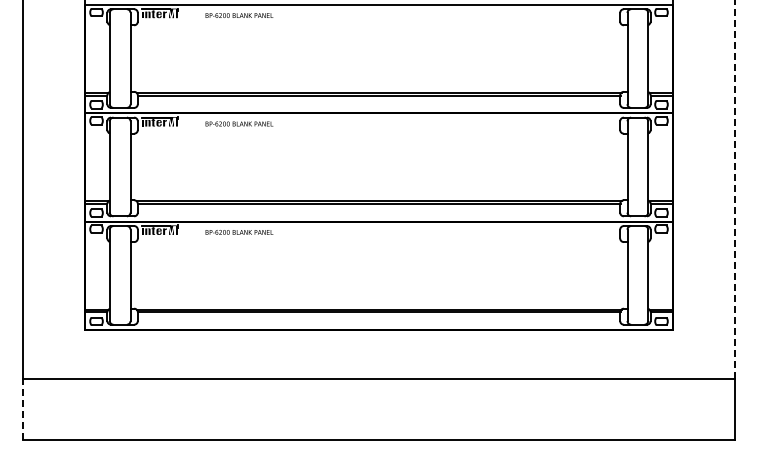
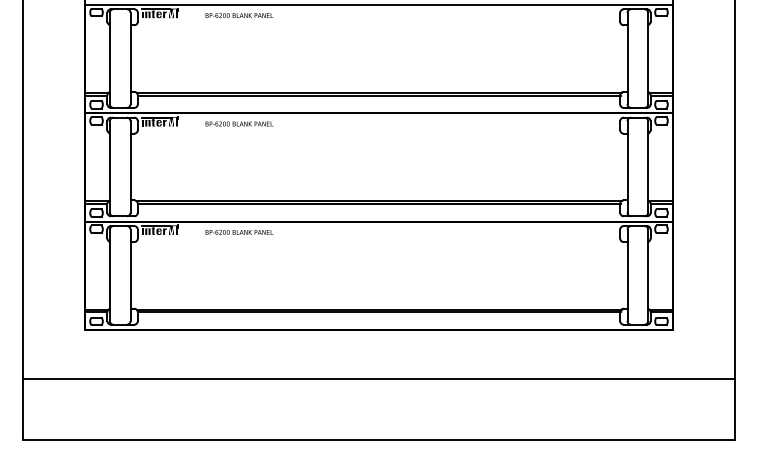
line: dashed -> solid (735, 189)
line: dashed -> solid (22, 408)
